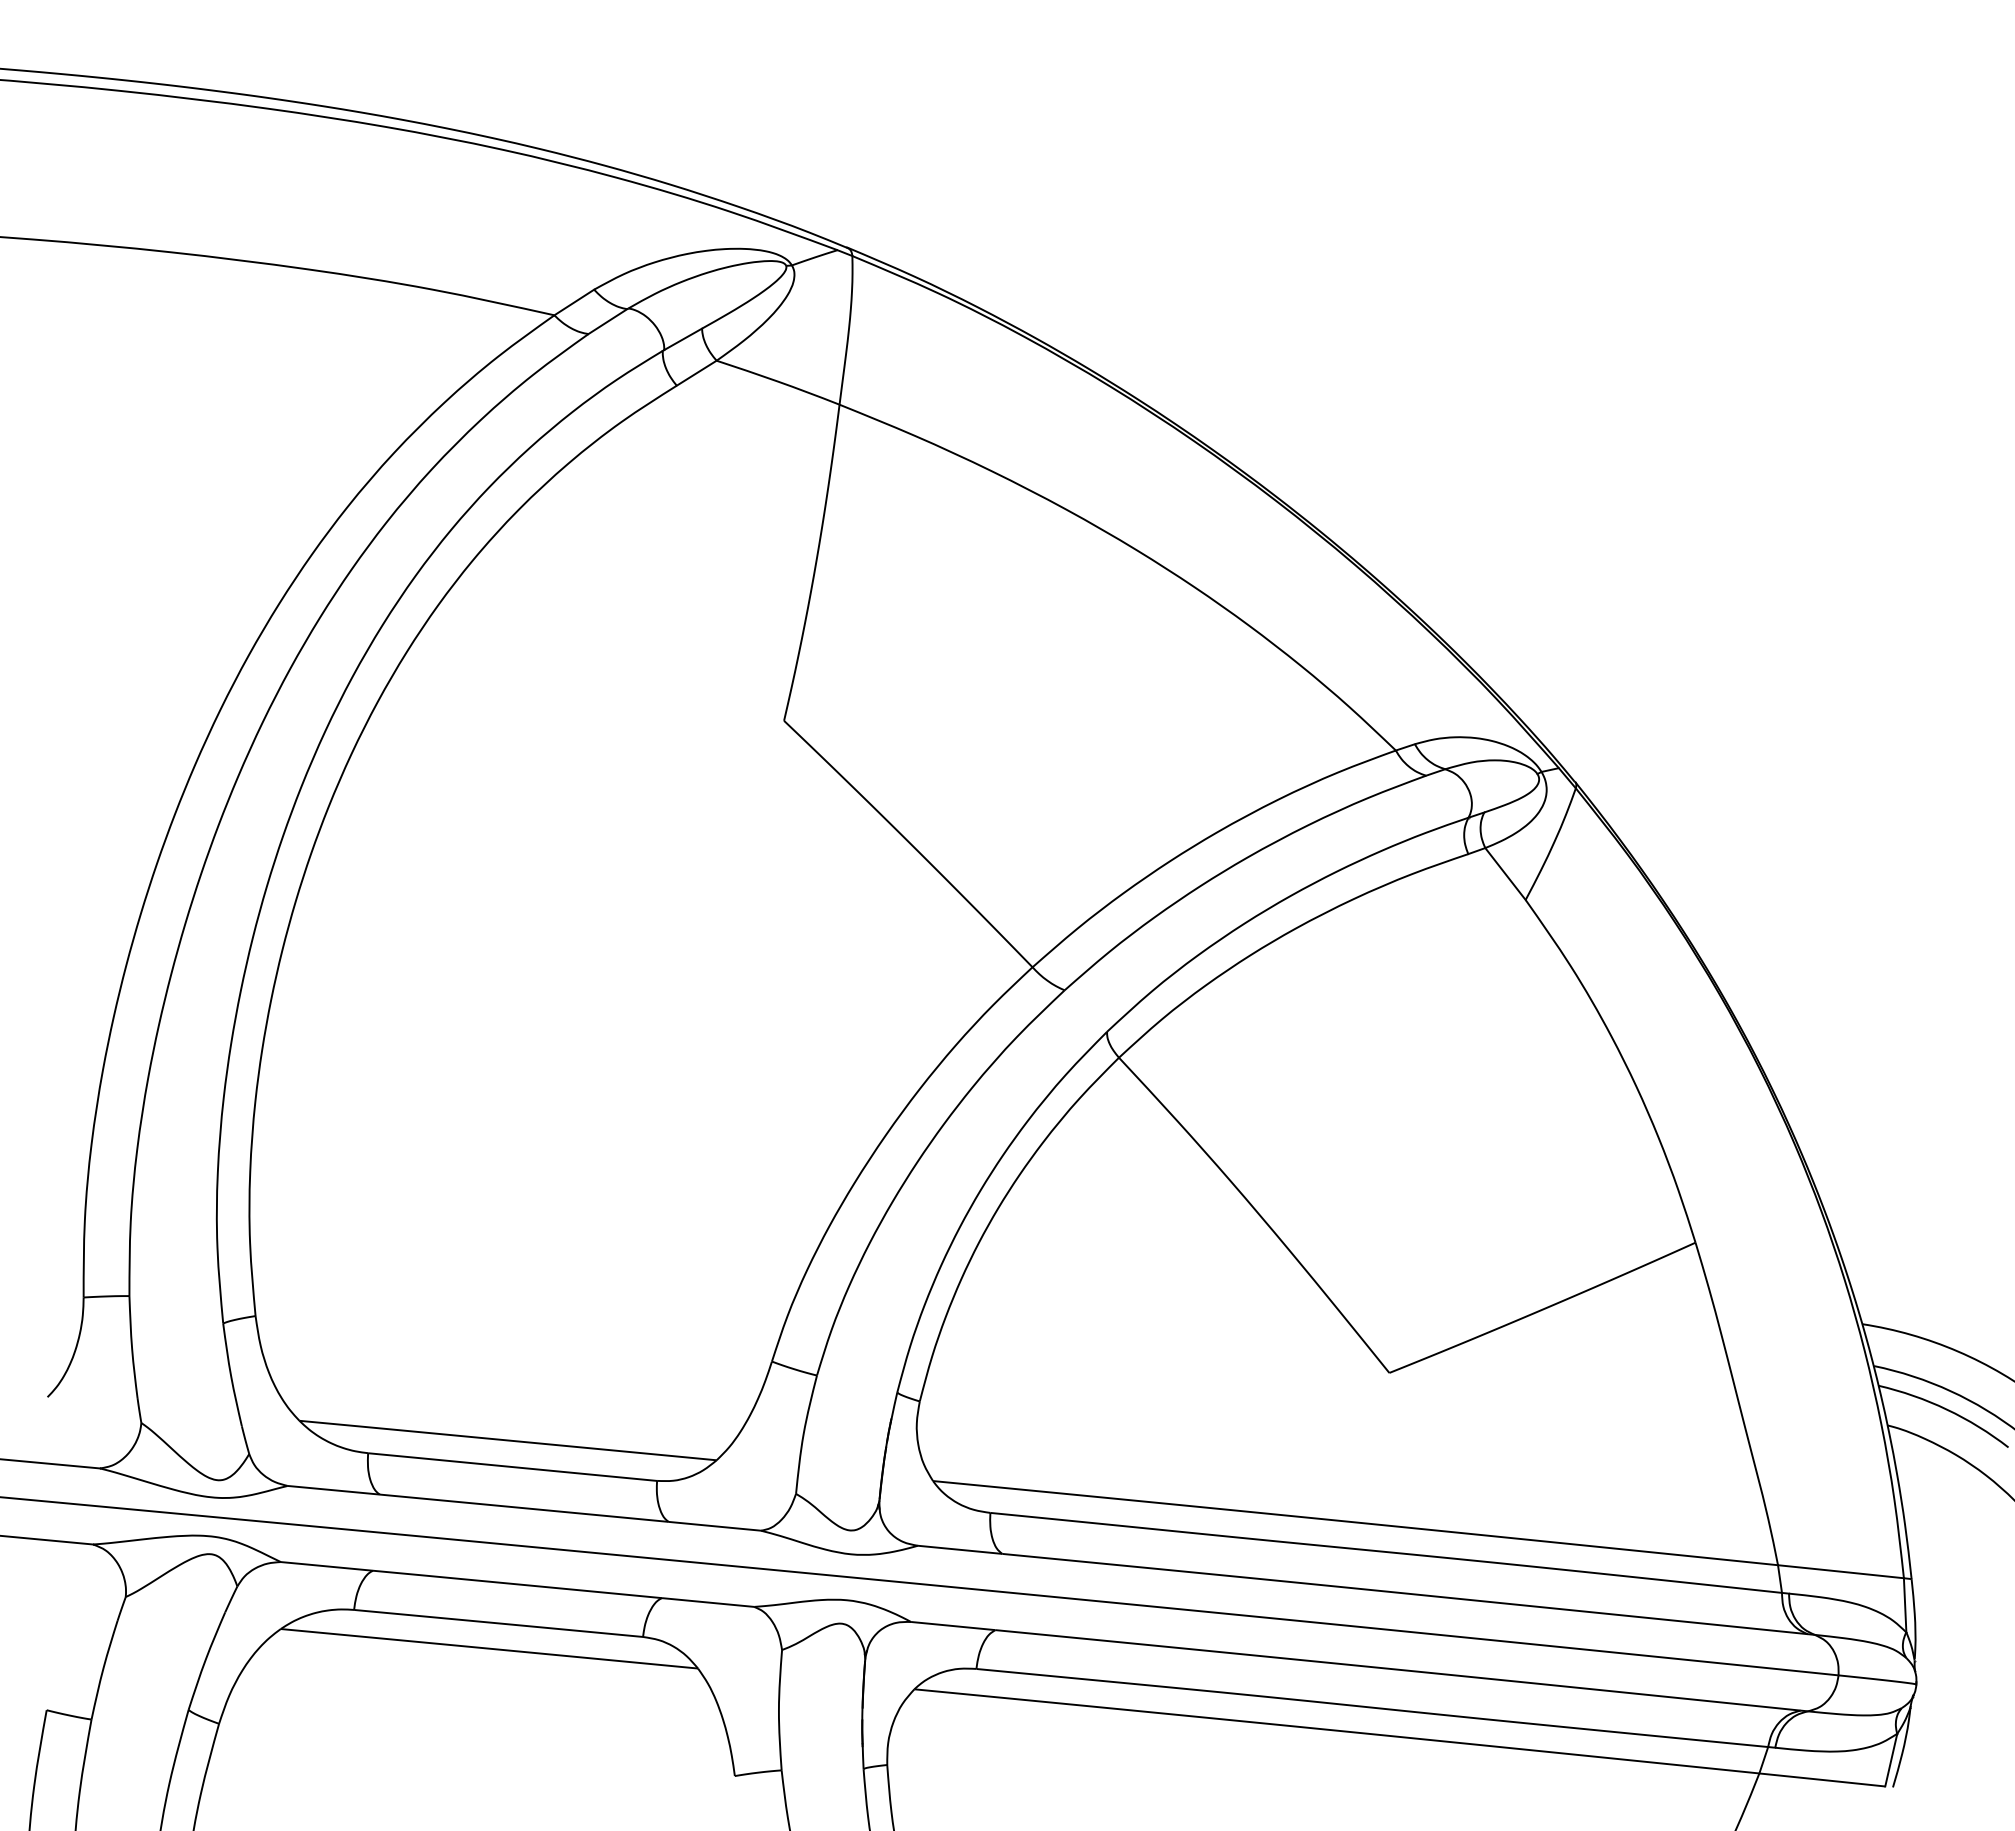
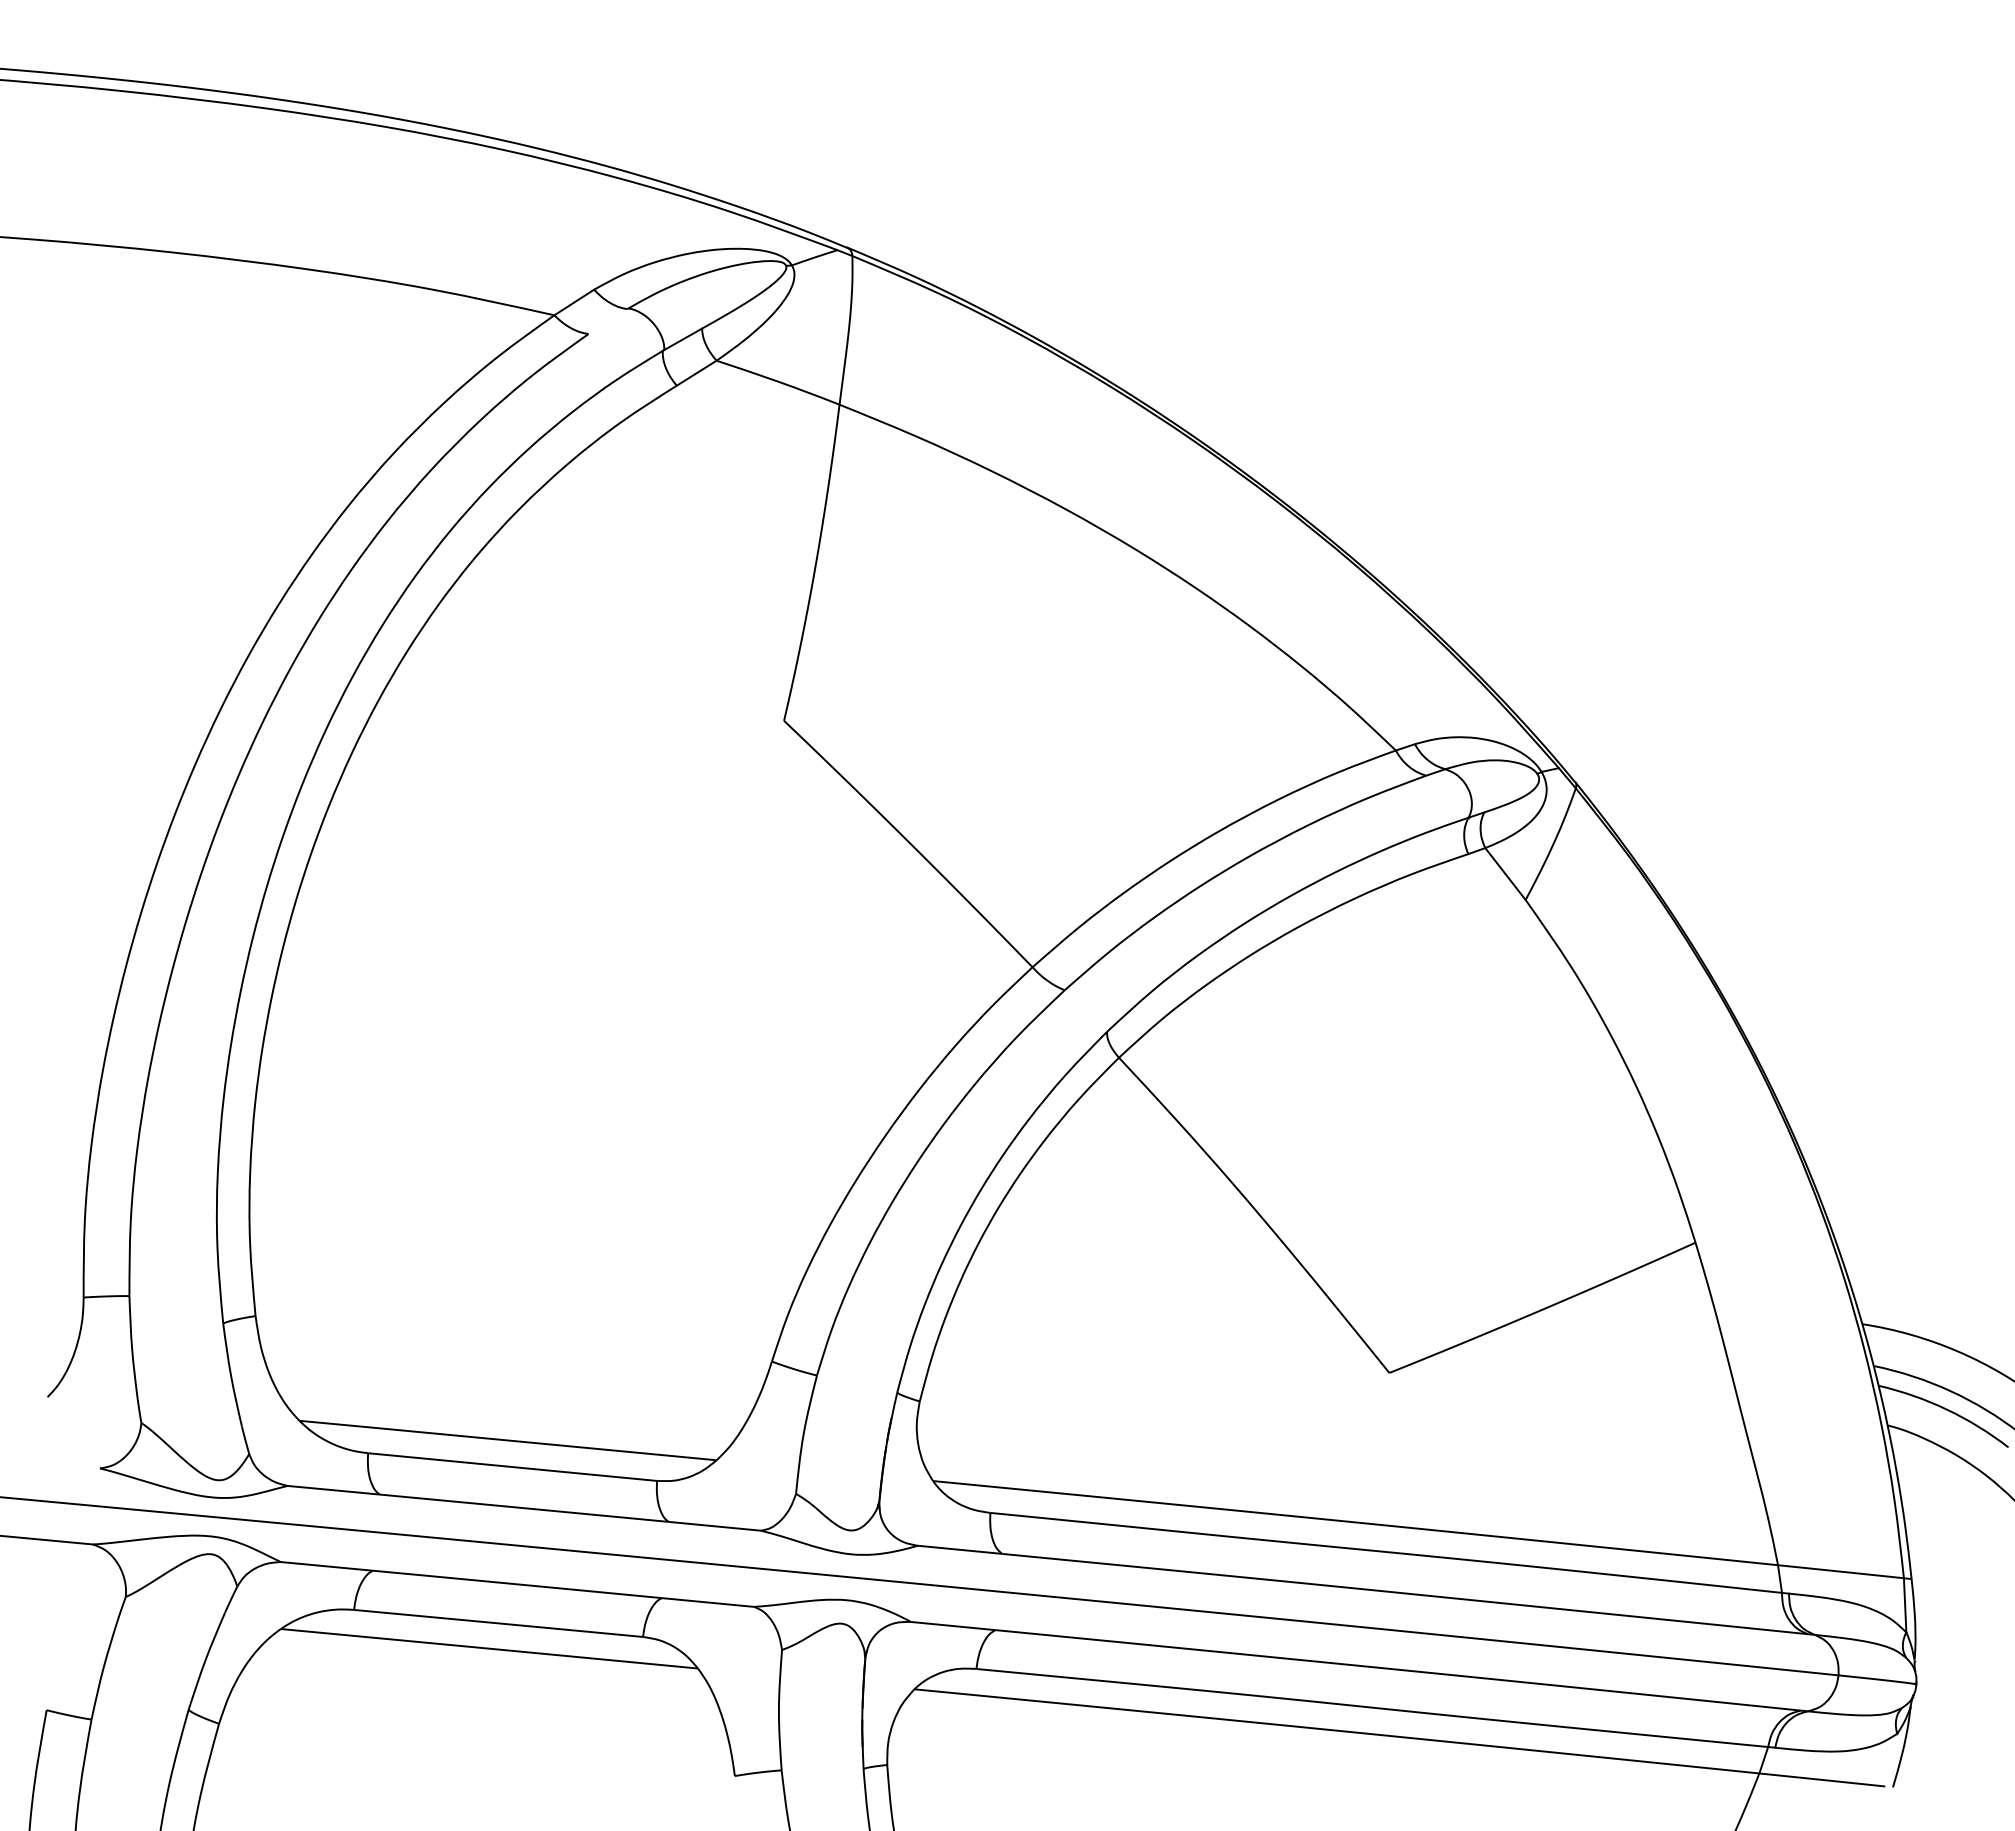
line: present -> none (607, 321)
line: present -> none (50, 1463)
line: present -> none (1891, 1759)
